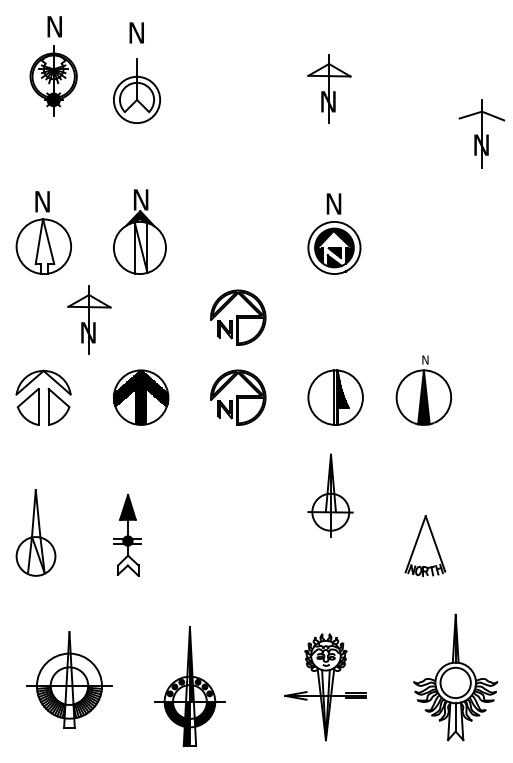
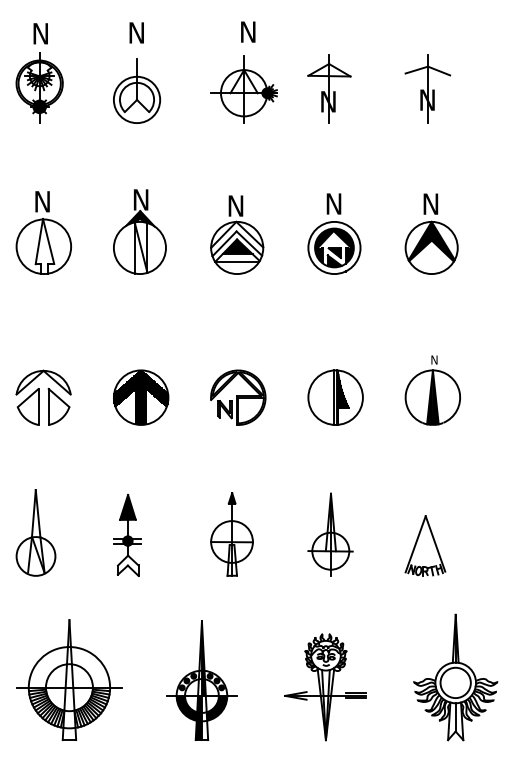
part position: (53, 66) -> (39, 73) (39, 73)
part: none -> present (243, 72)
part position: (481, 133) -> (427, 88) (427, 88)
part: none -> present (431, 233)
part: none -> present (237, 234)
part: present -> none (238, 317)
part: present -> none (89, 319)
part position: (423, 390) -> (432, 390) (432, 390)
part position: (330, 495) -> (330, 534) (330, 534)
part: none -> present (231, 534)
part size: 87x98 px -> 107x122 px (69, 679)
part position: (189, 686) -> (201, 680) (201, 680)
